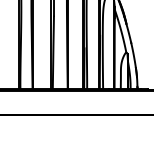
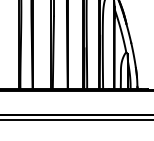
line: none -> present (76, 120)
